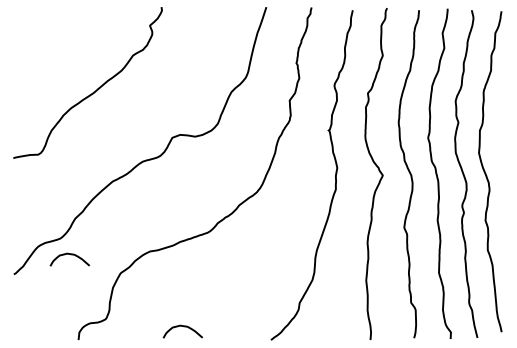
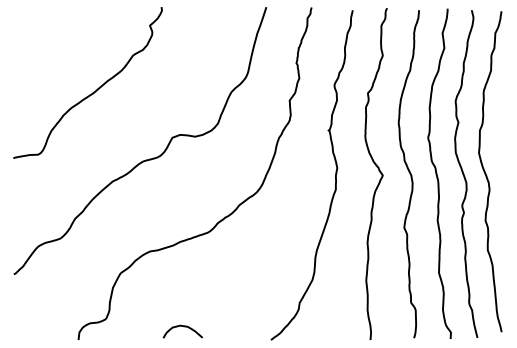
curve: present -> none (70, 255)
